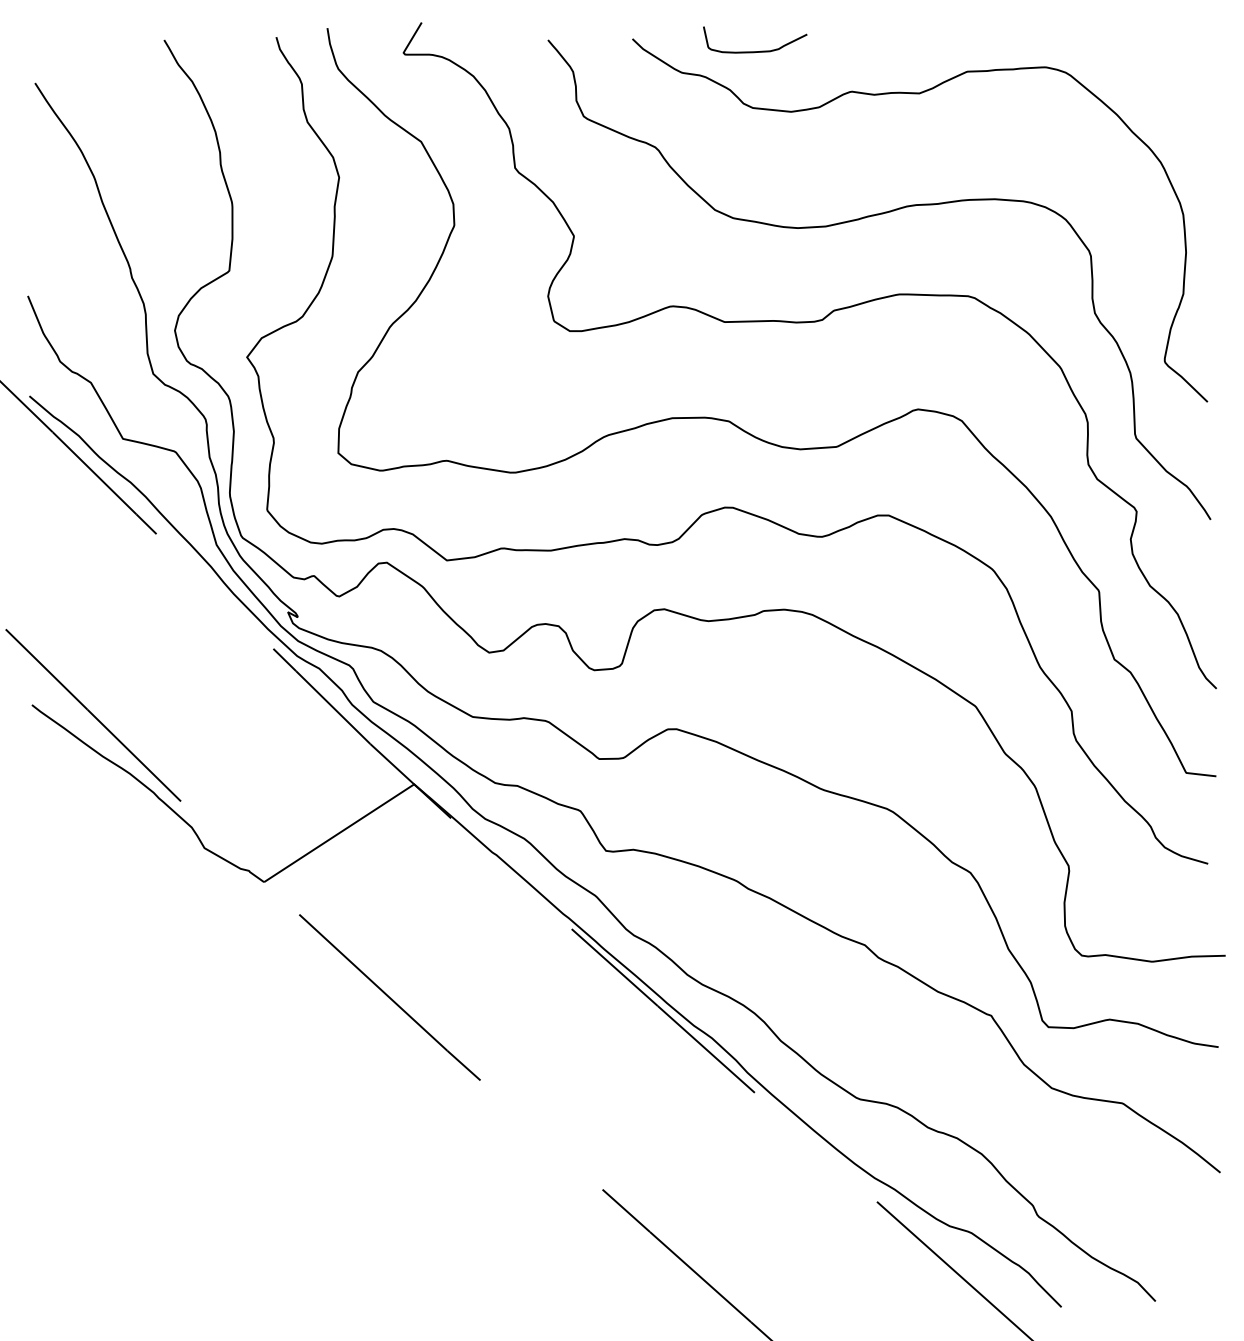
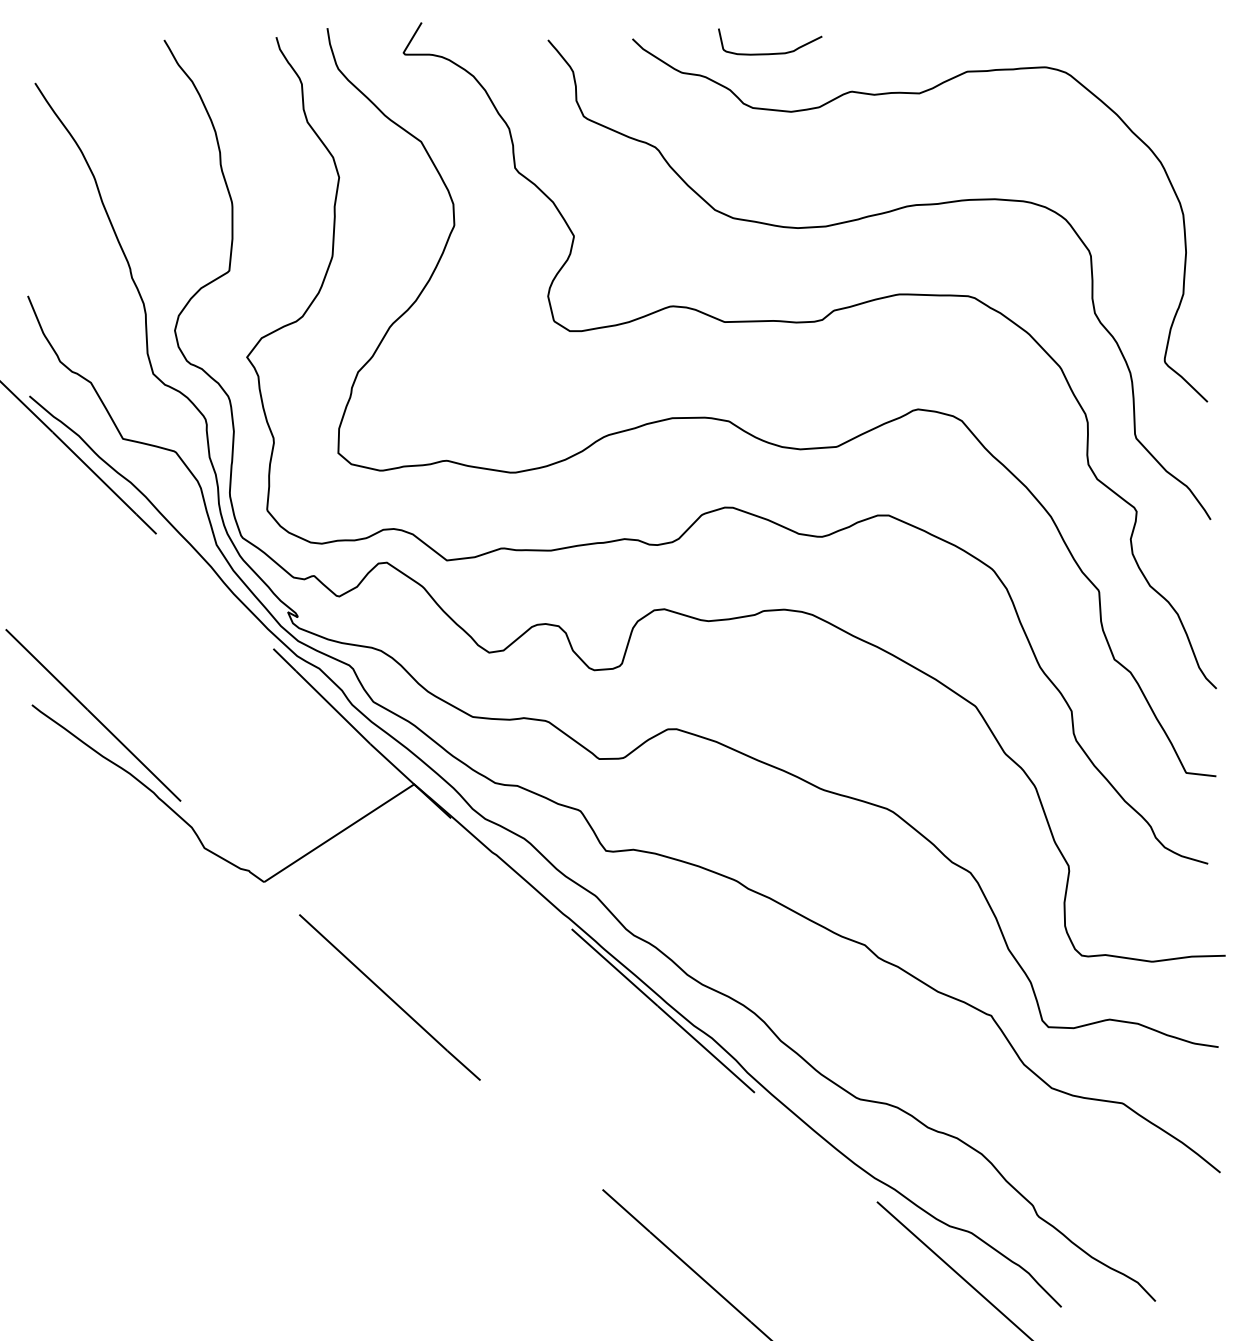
curve position: (755, 51) -> (770, 53) (770, 53)
